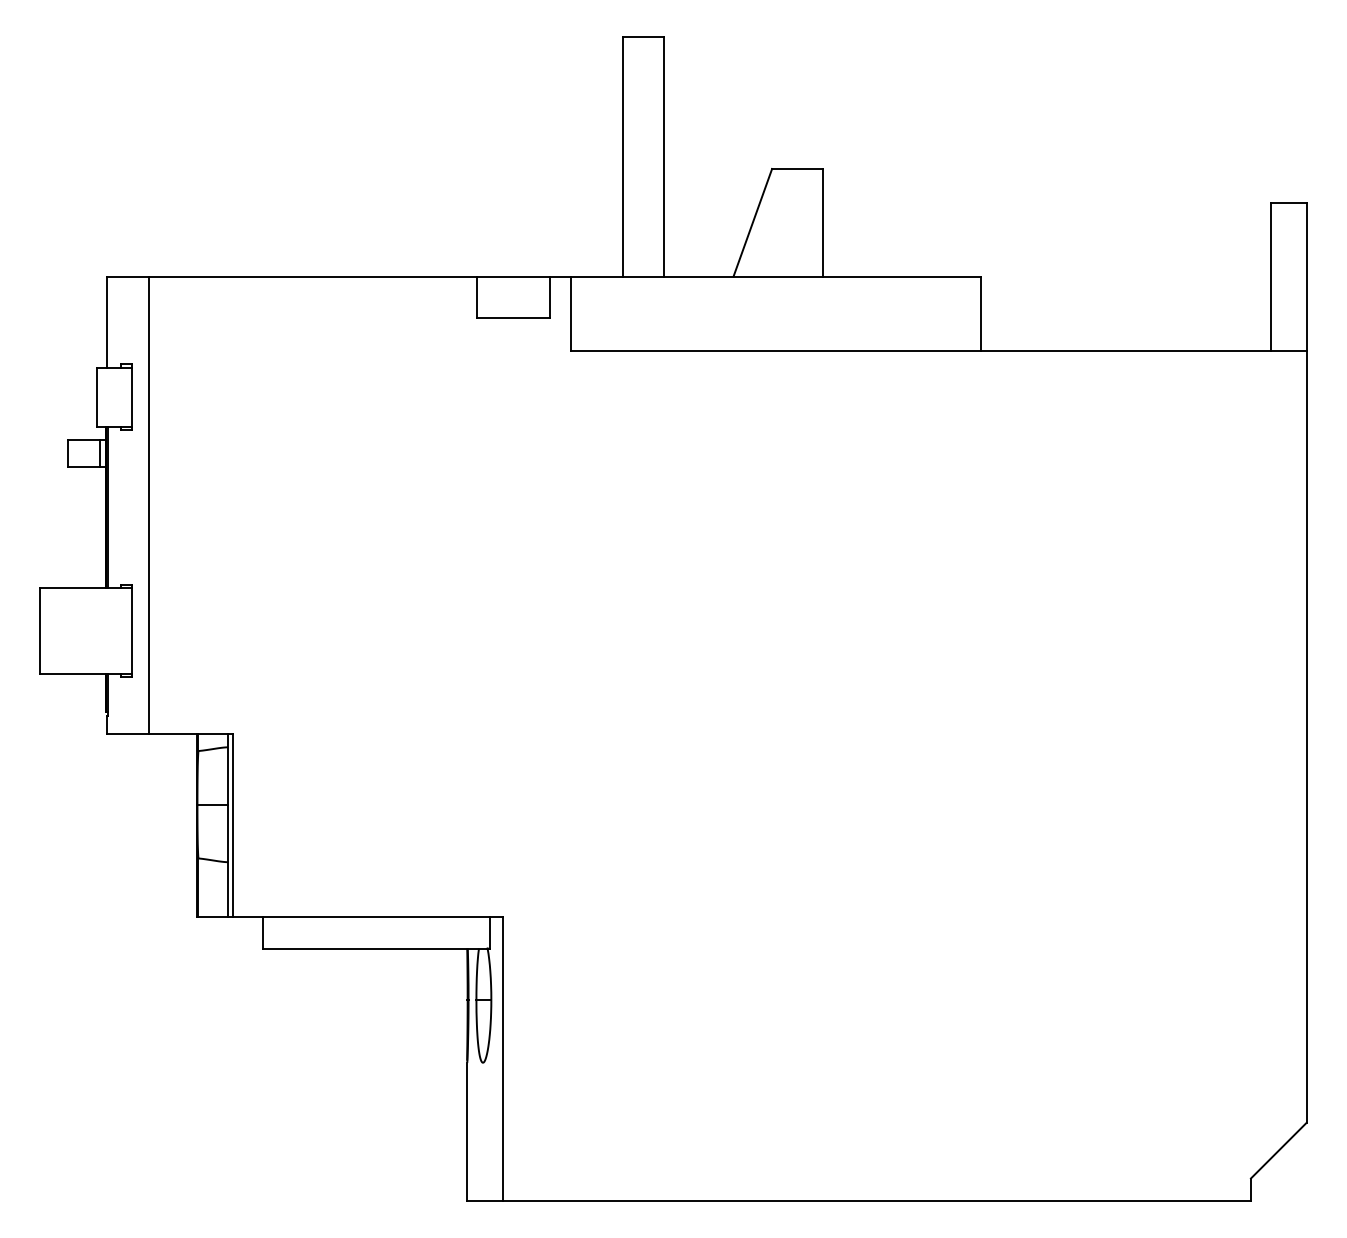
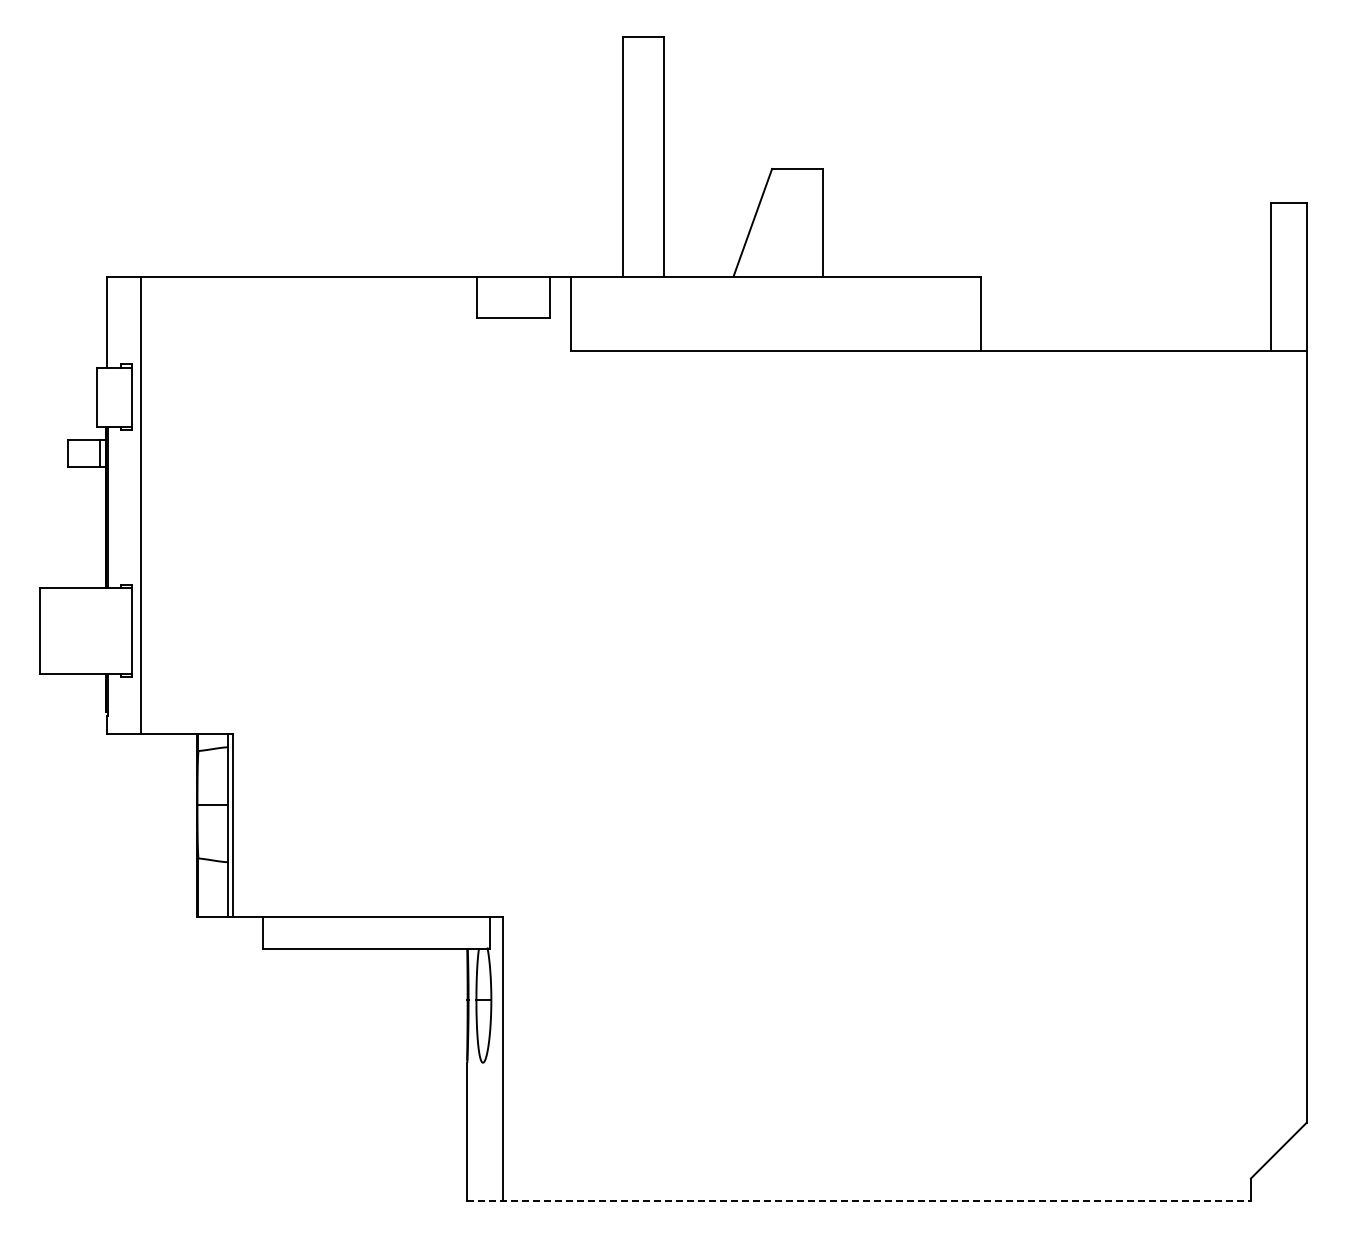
line position: (149, 505) -> (141, 505) (141, 505)
line: solid -> dashed (859, 1200)
